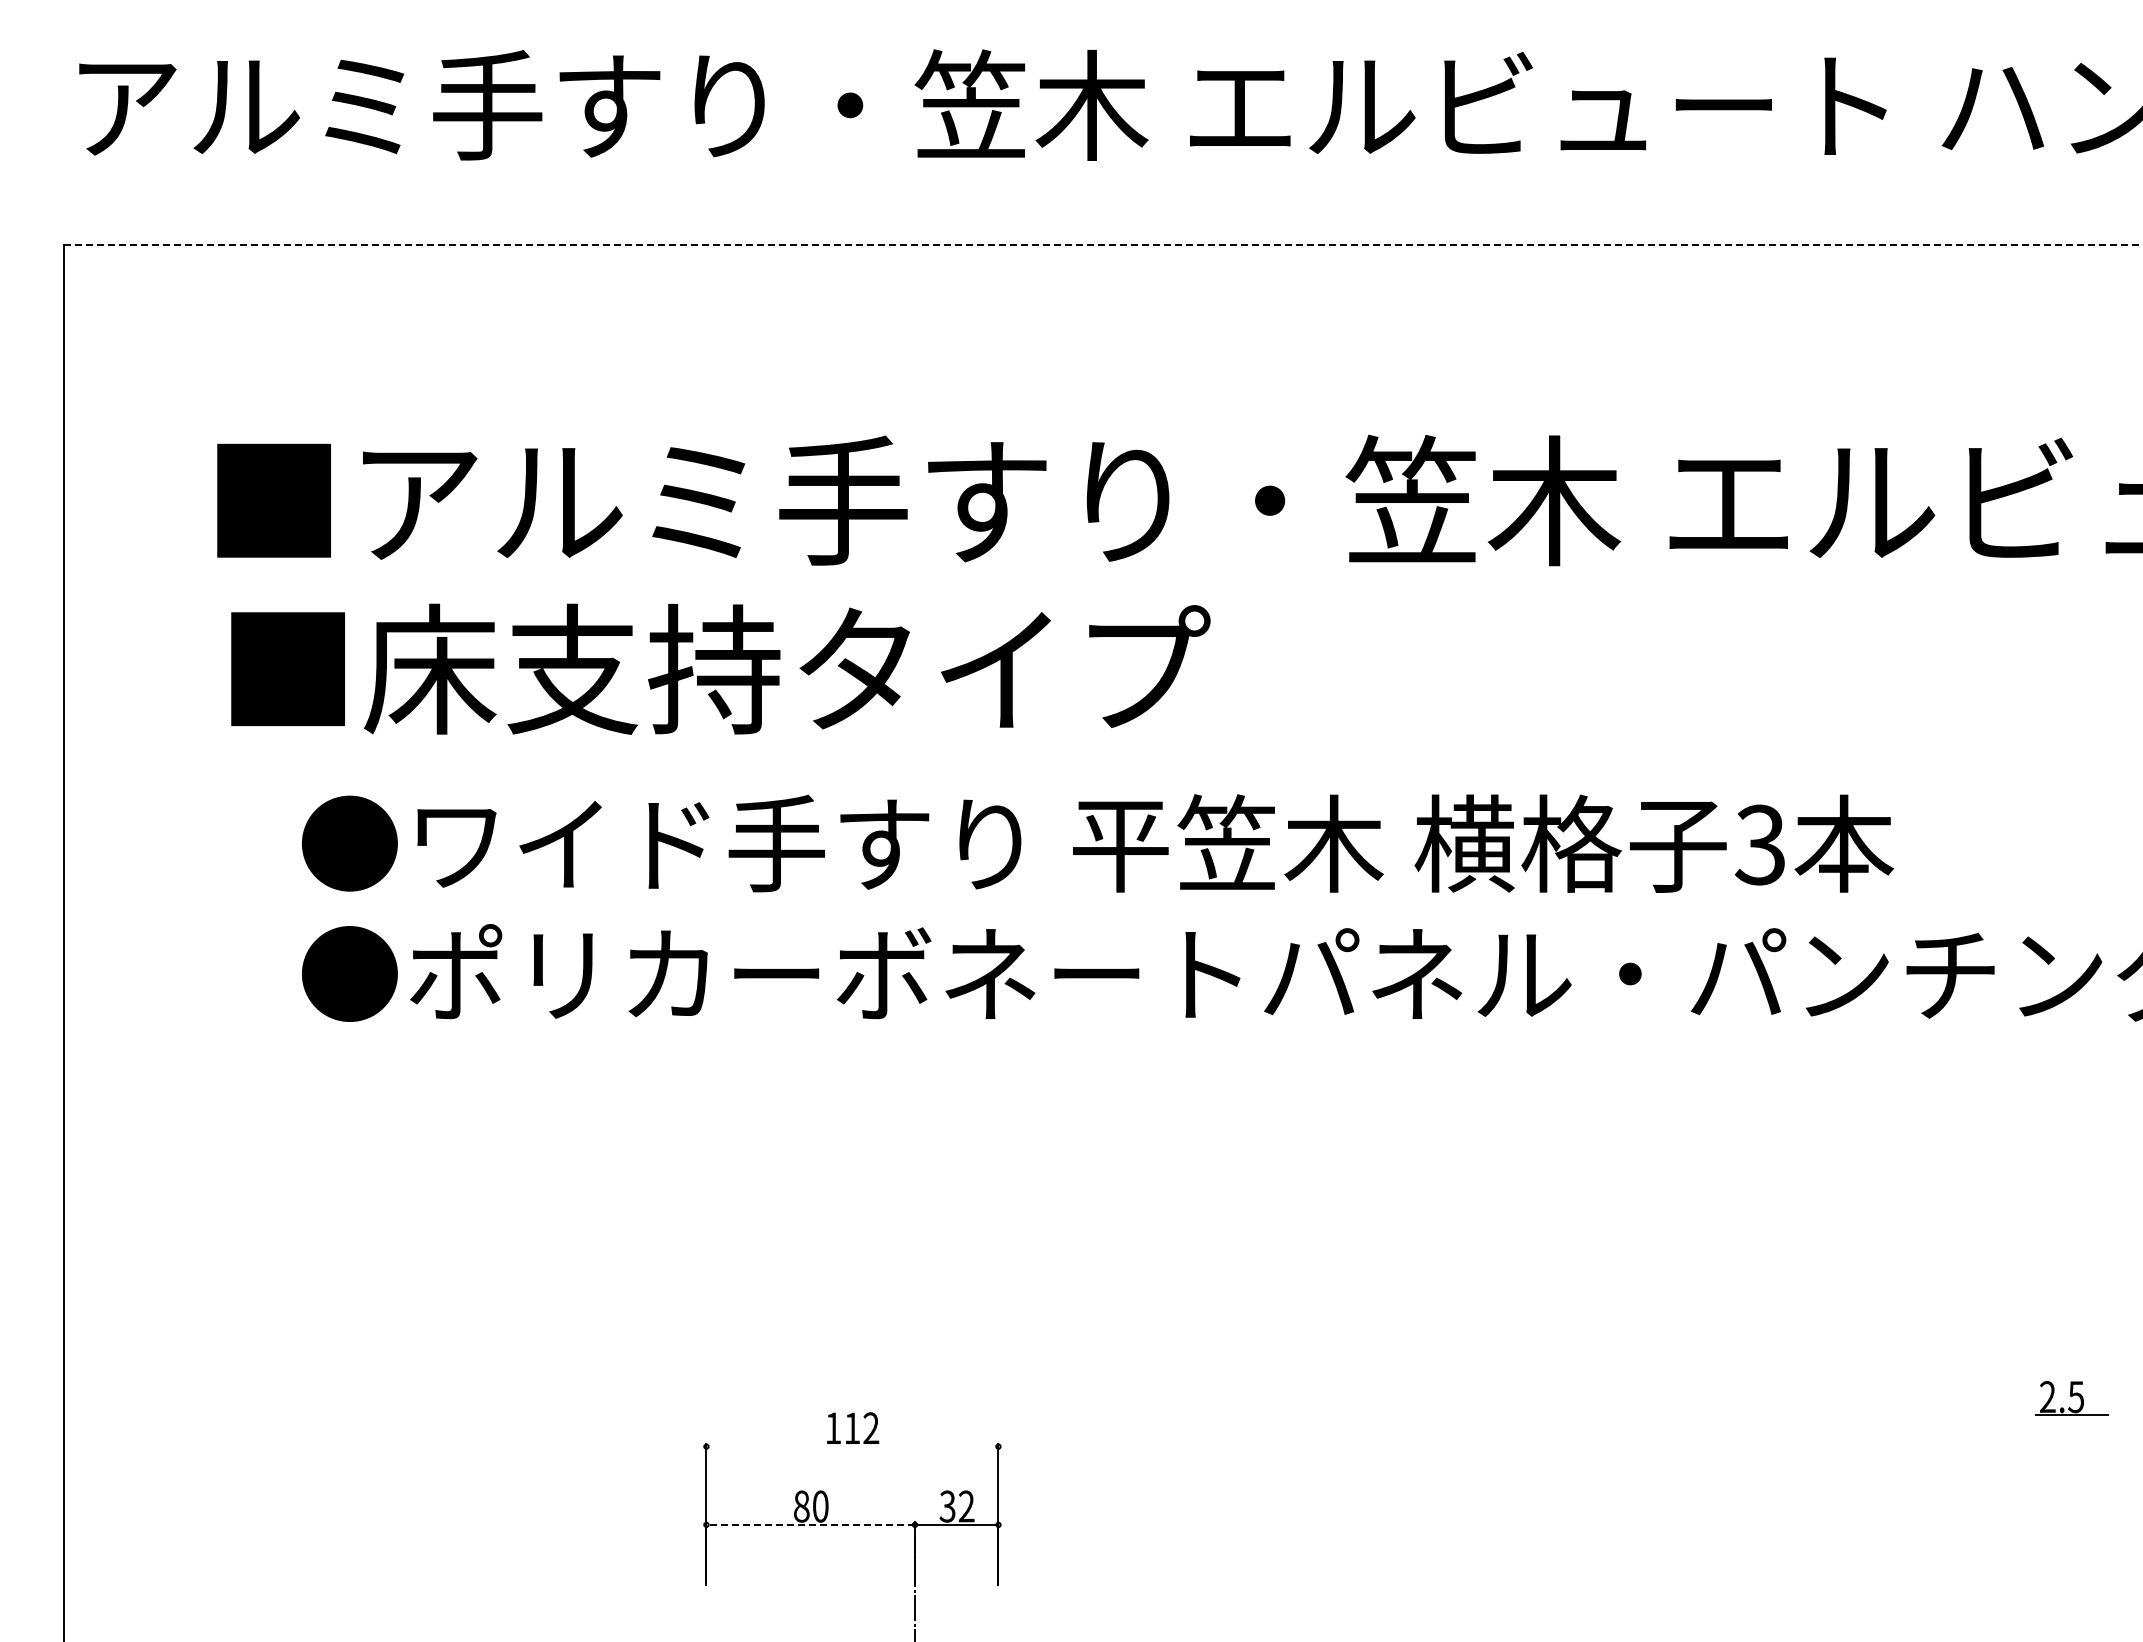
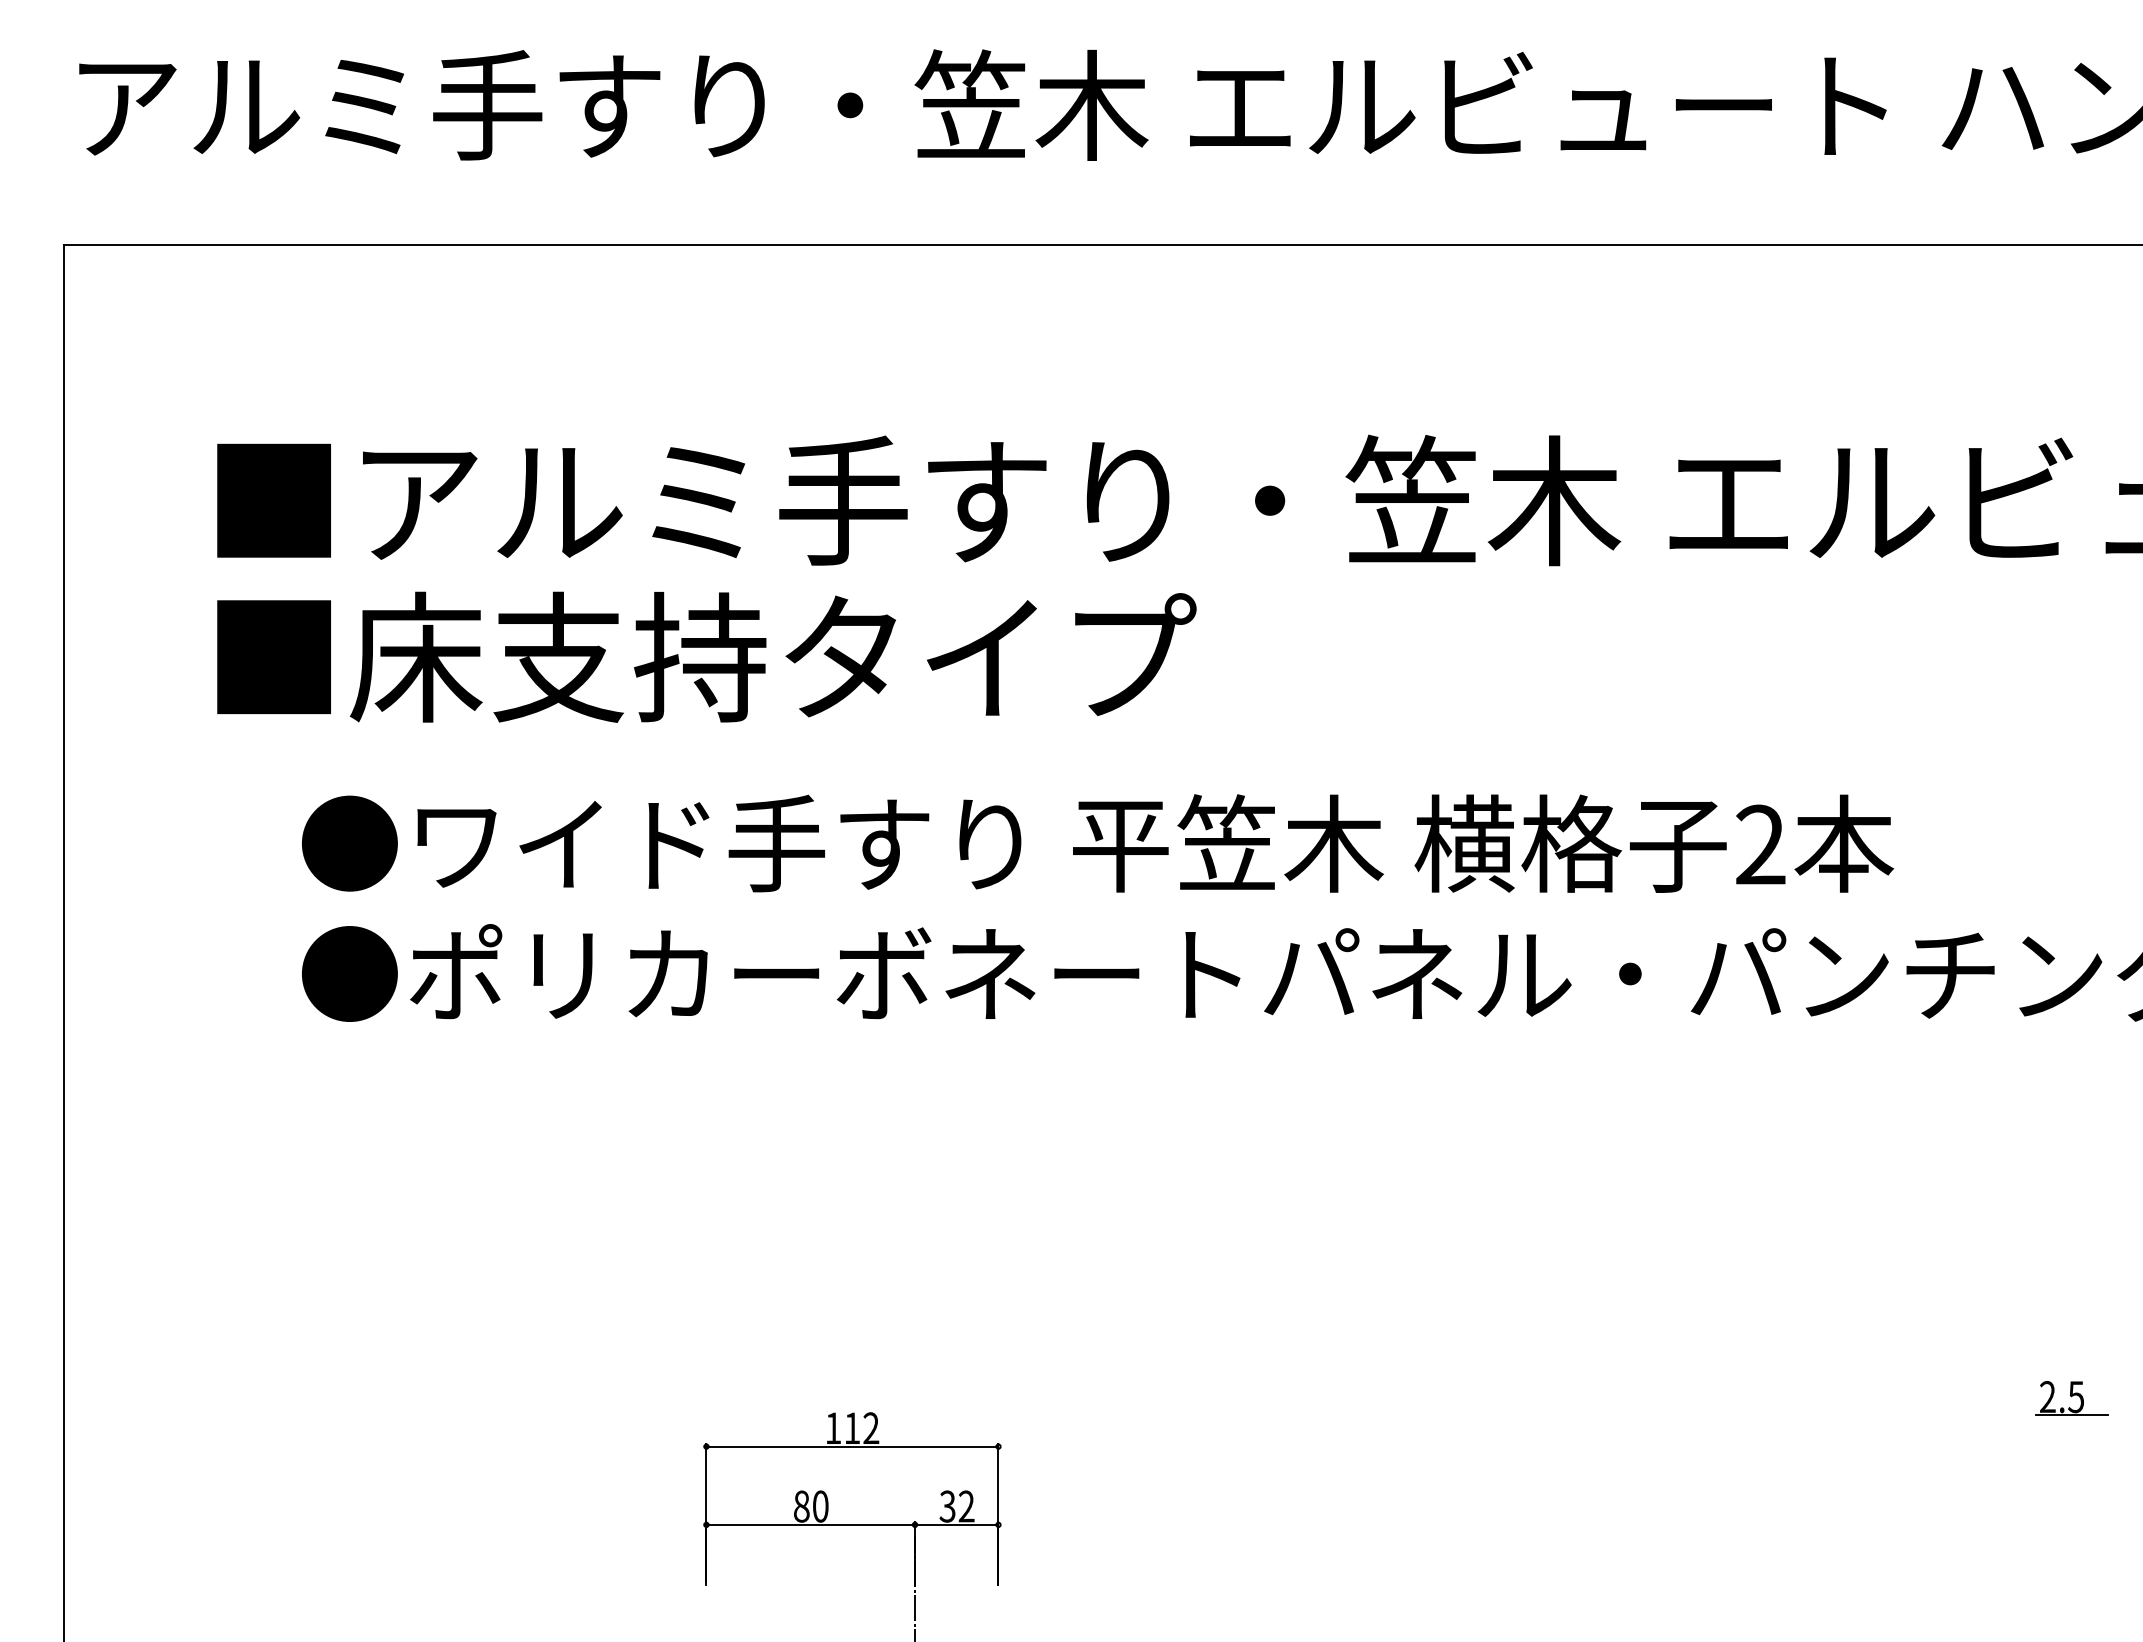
line: dashed -> solid (1103, 245)
text position: (720, 668) -> (706, 656) (706, 656)
text: 3 -> 2 (1759, 845)
line: none -> present (852, 1446)
line: dashed -> solid (810, 1524)
